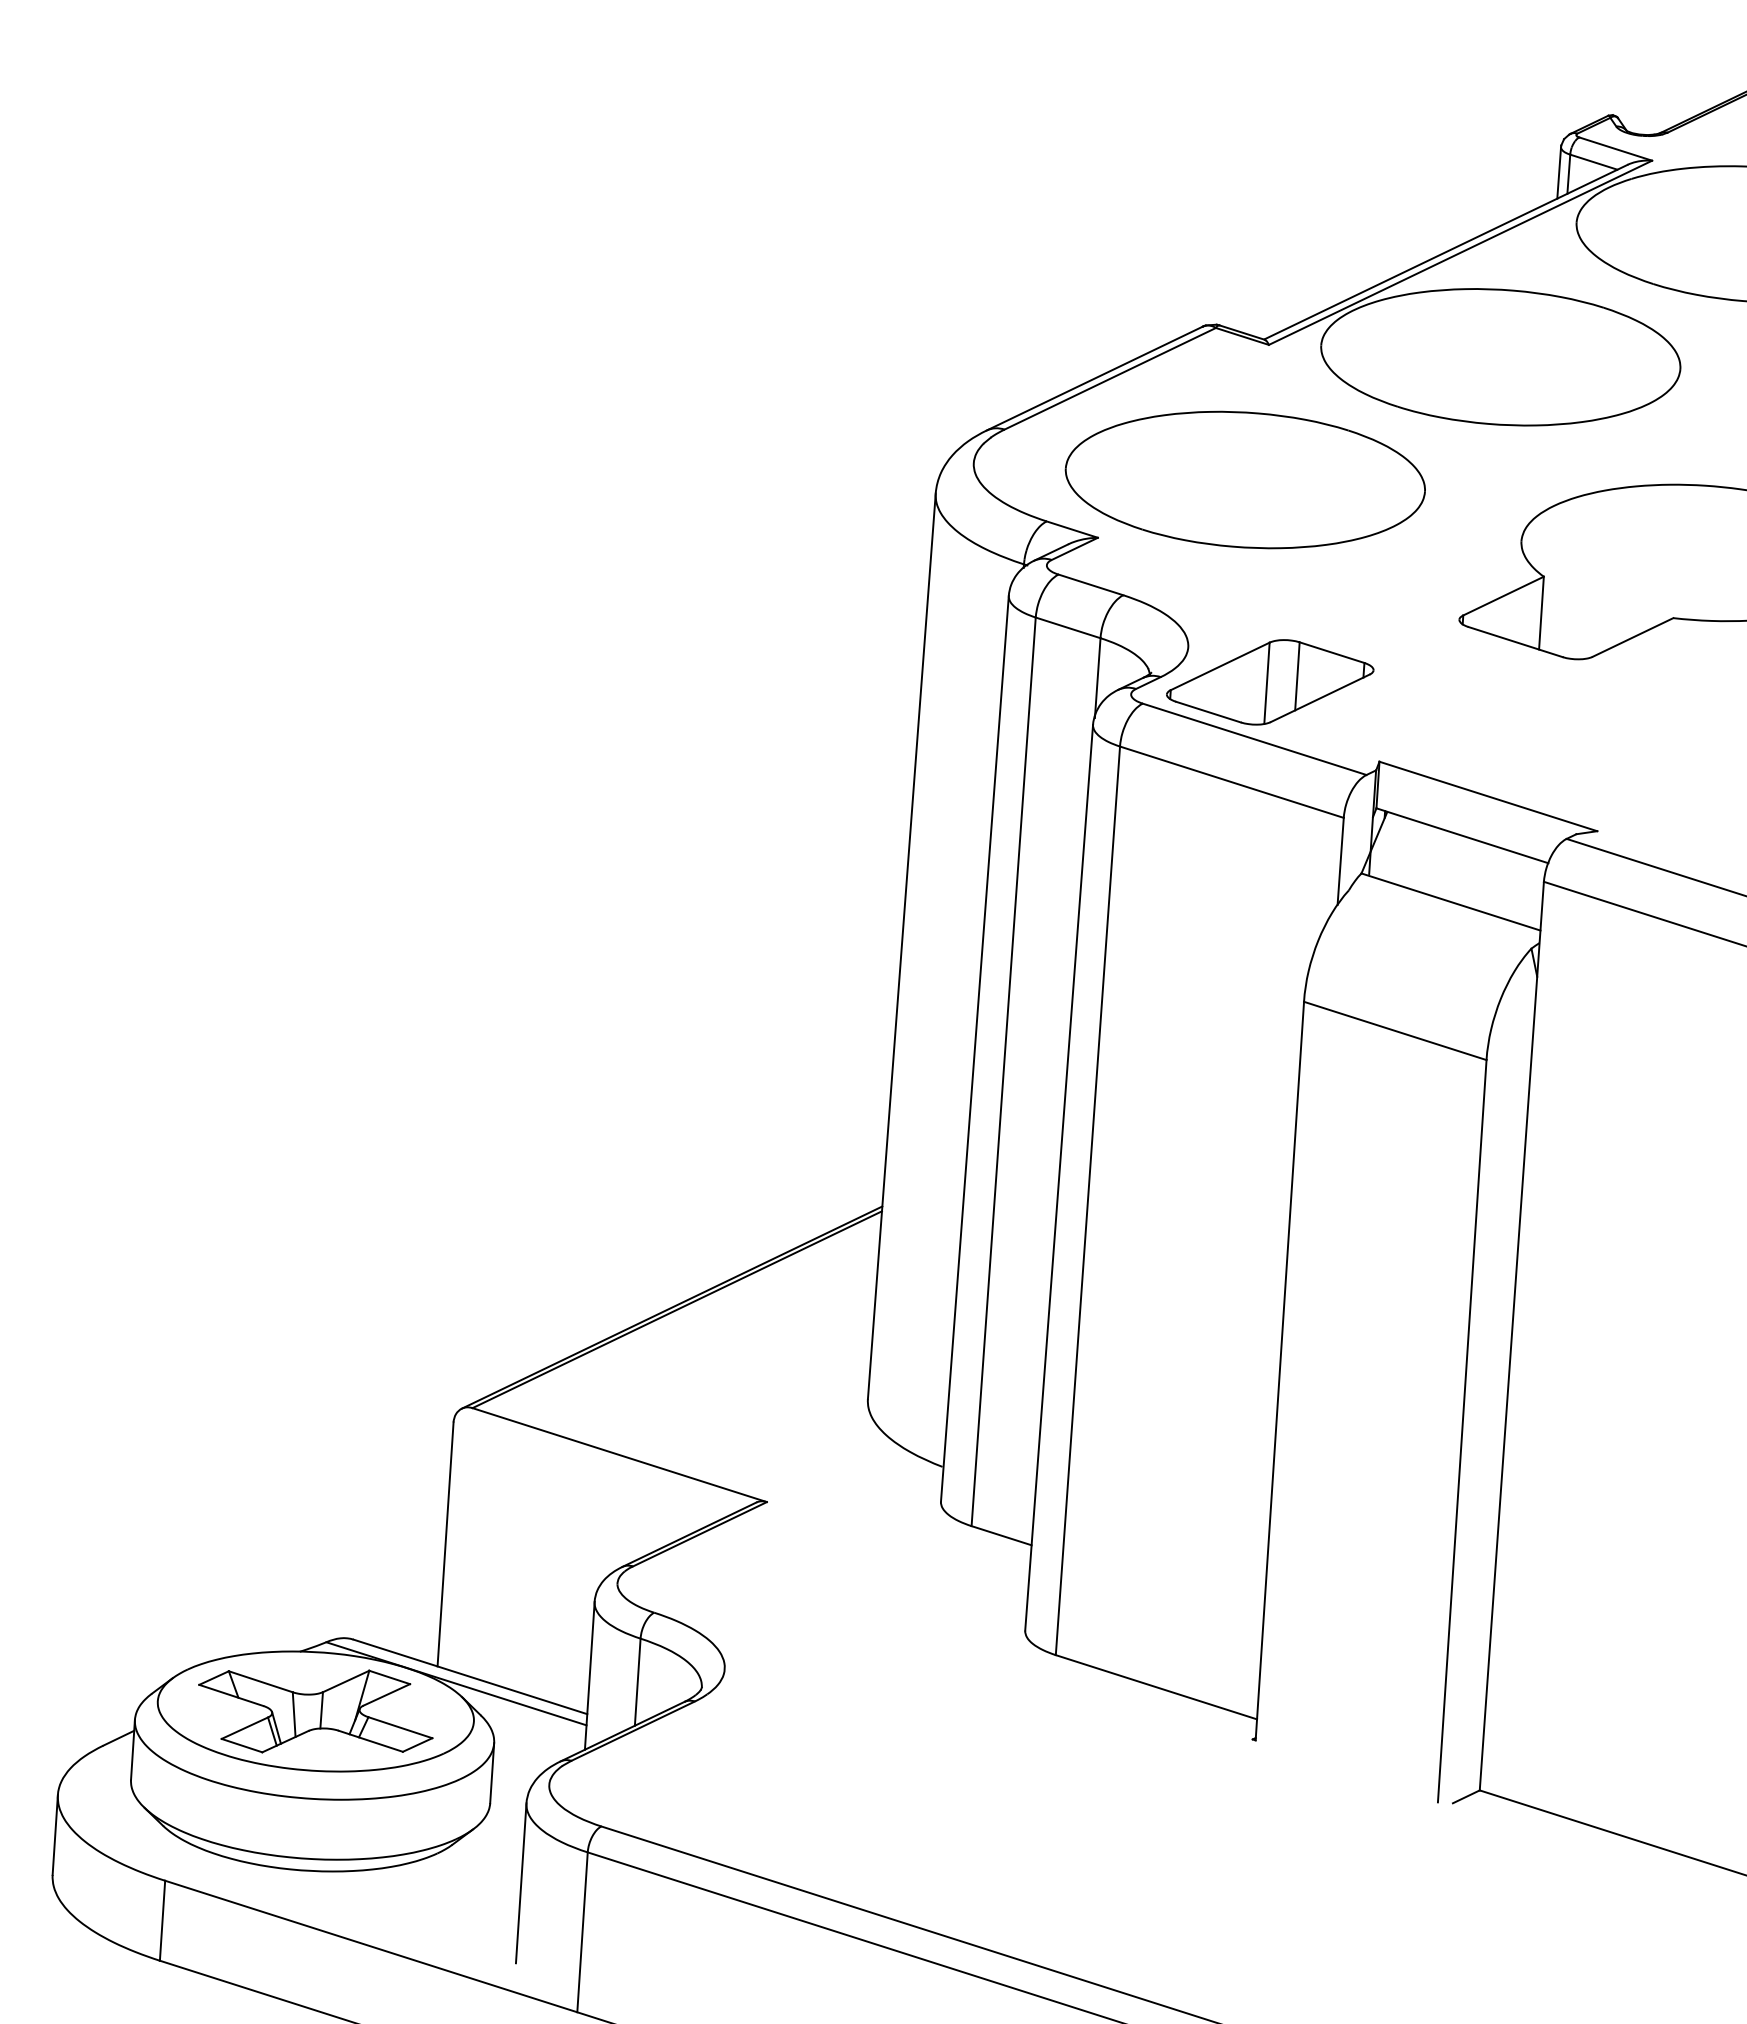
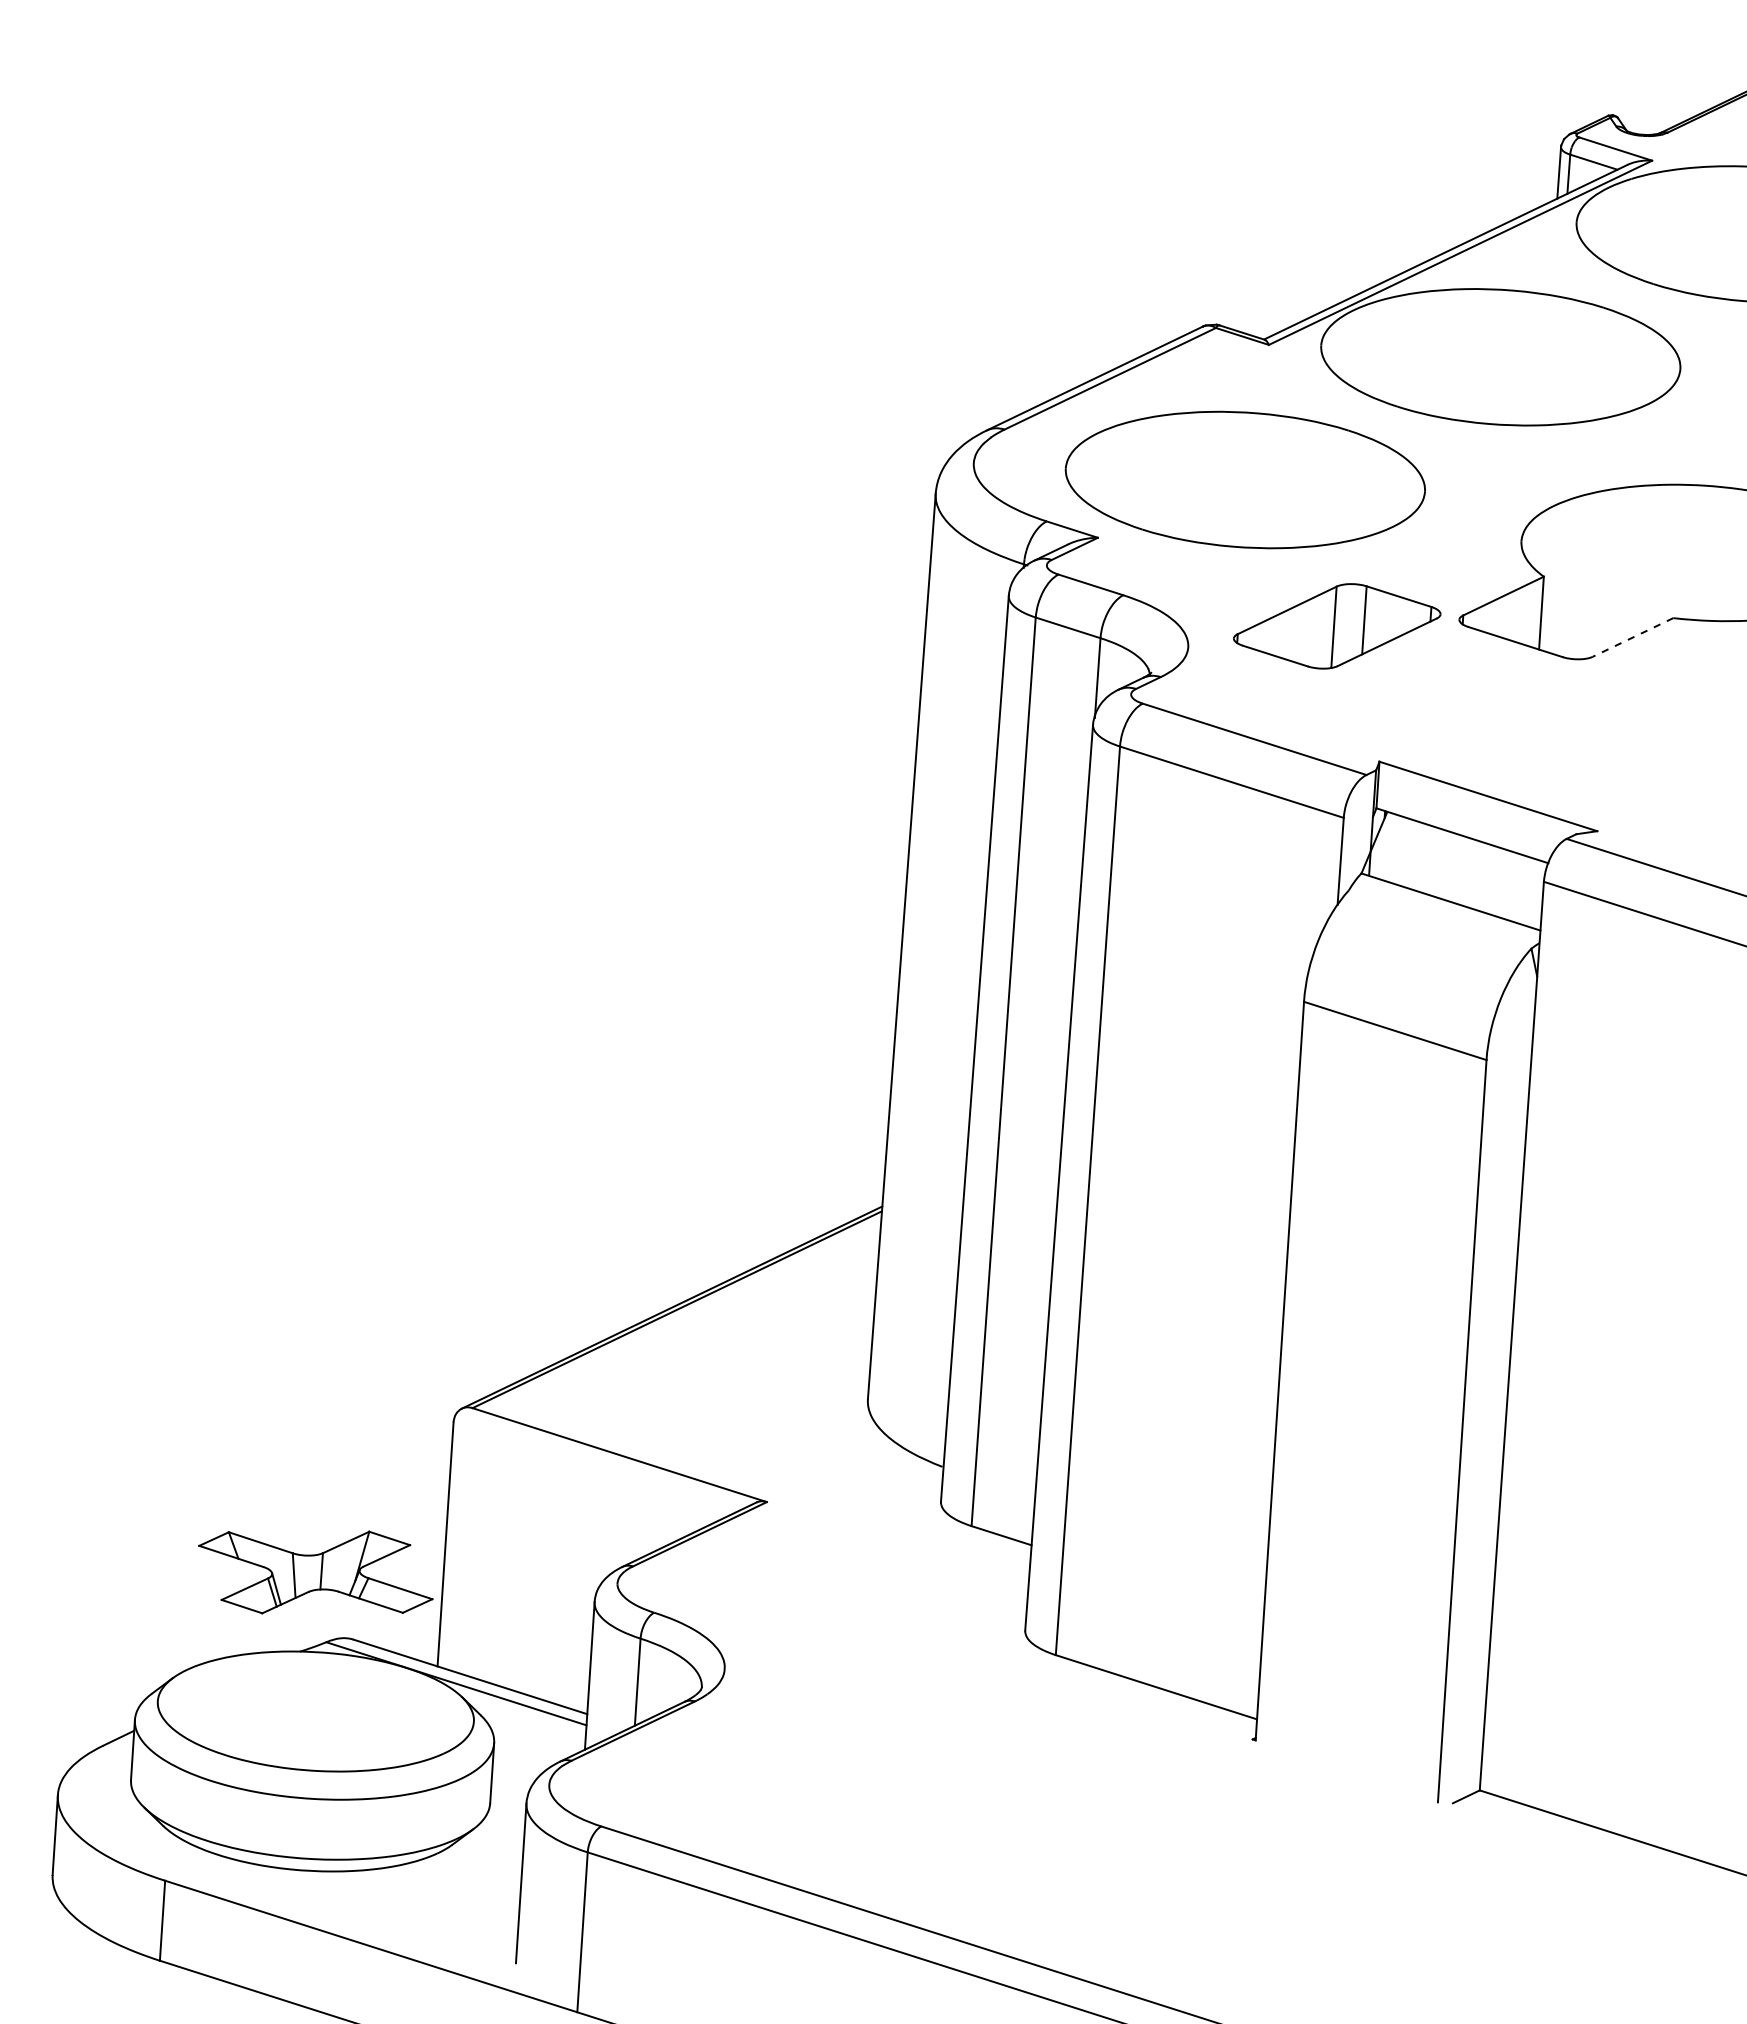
line: solid -> dashed (1633, 637)
part position: (1270, 682) -> (1337, 626) (1337, 626)
part position: (315, 1711) -> (315, 1572) (315, 1572)
